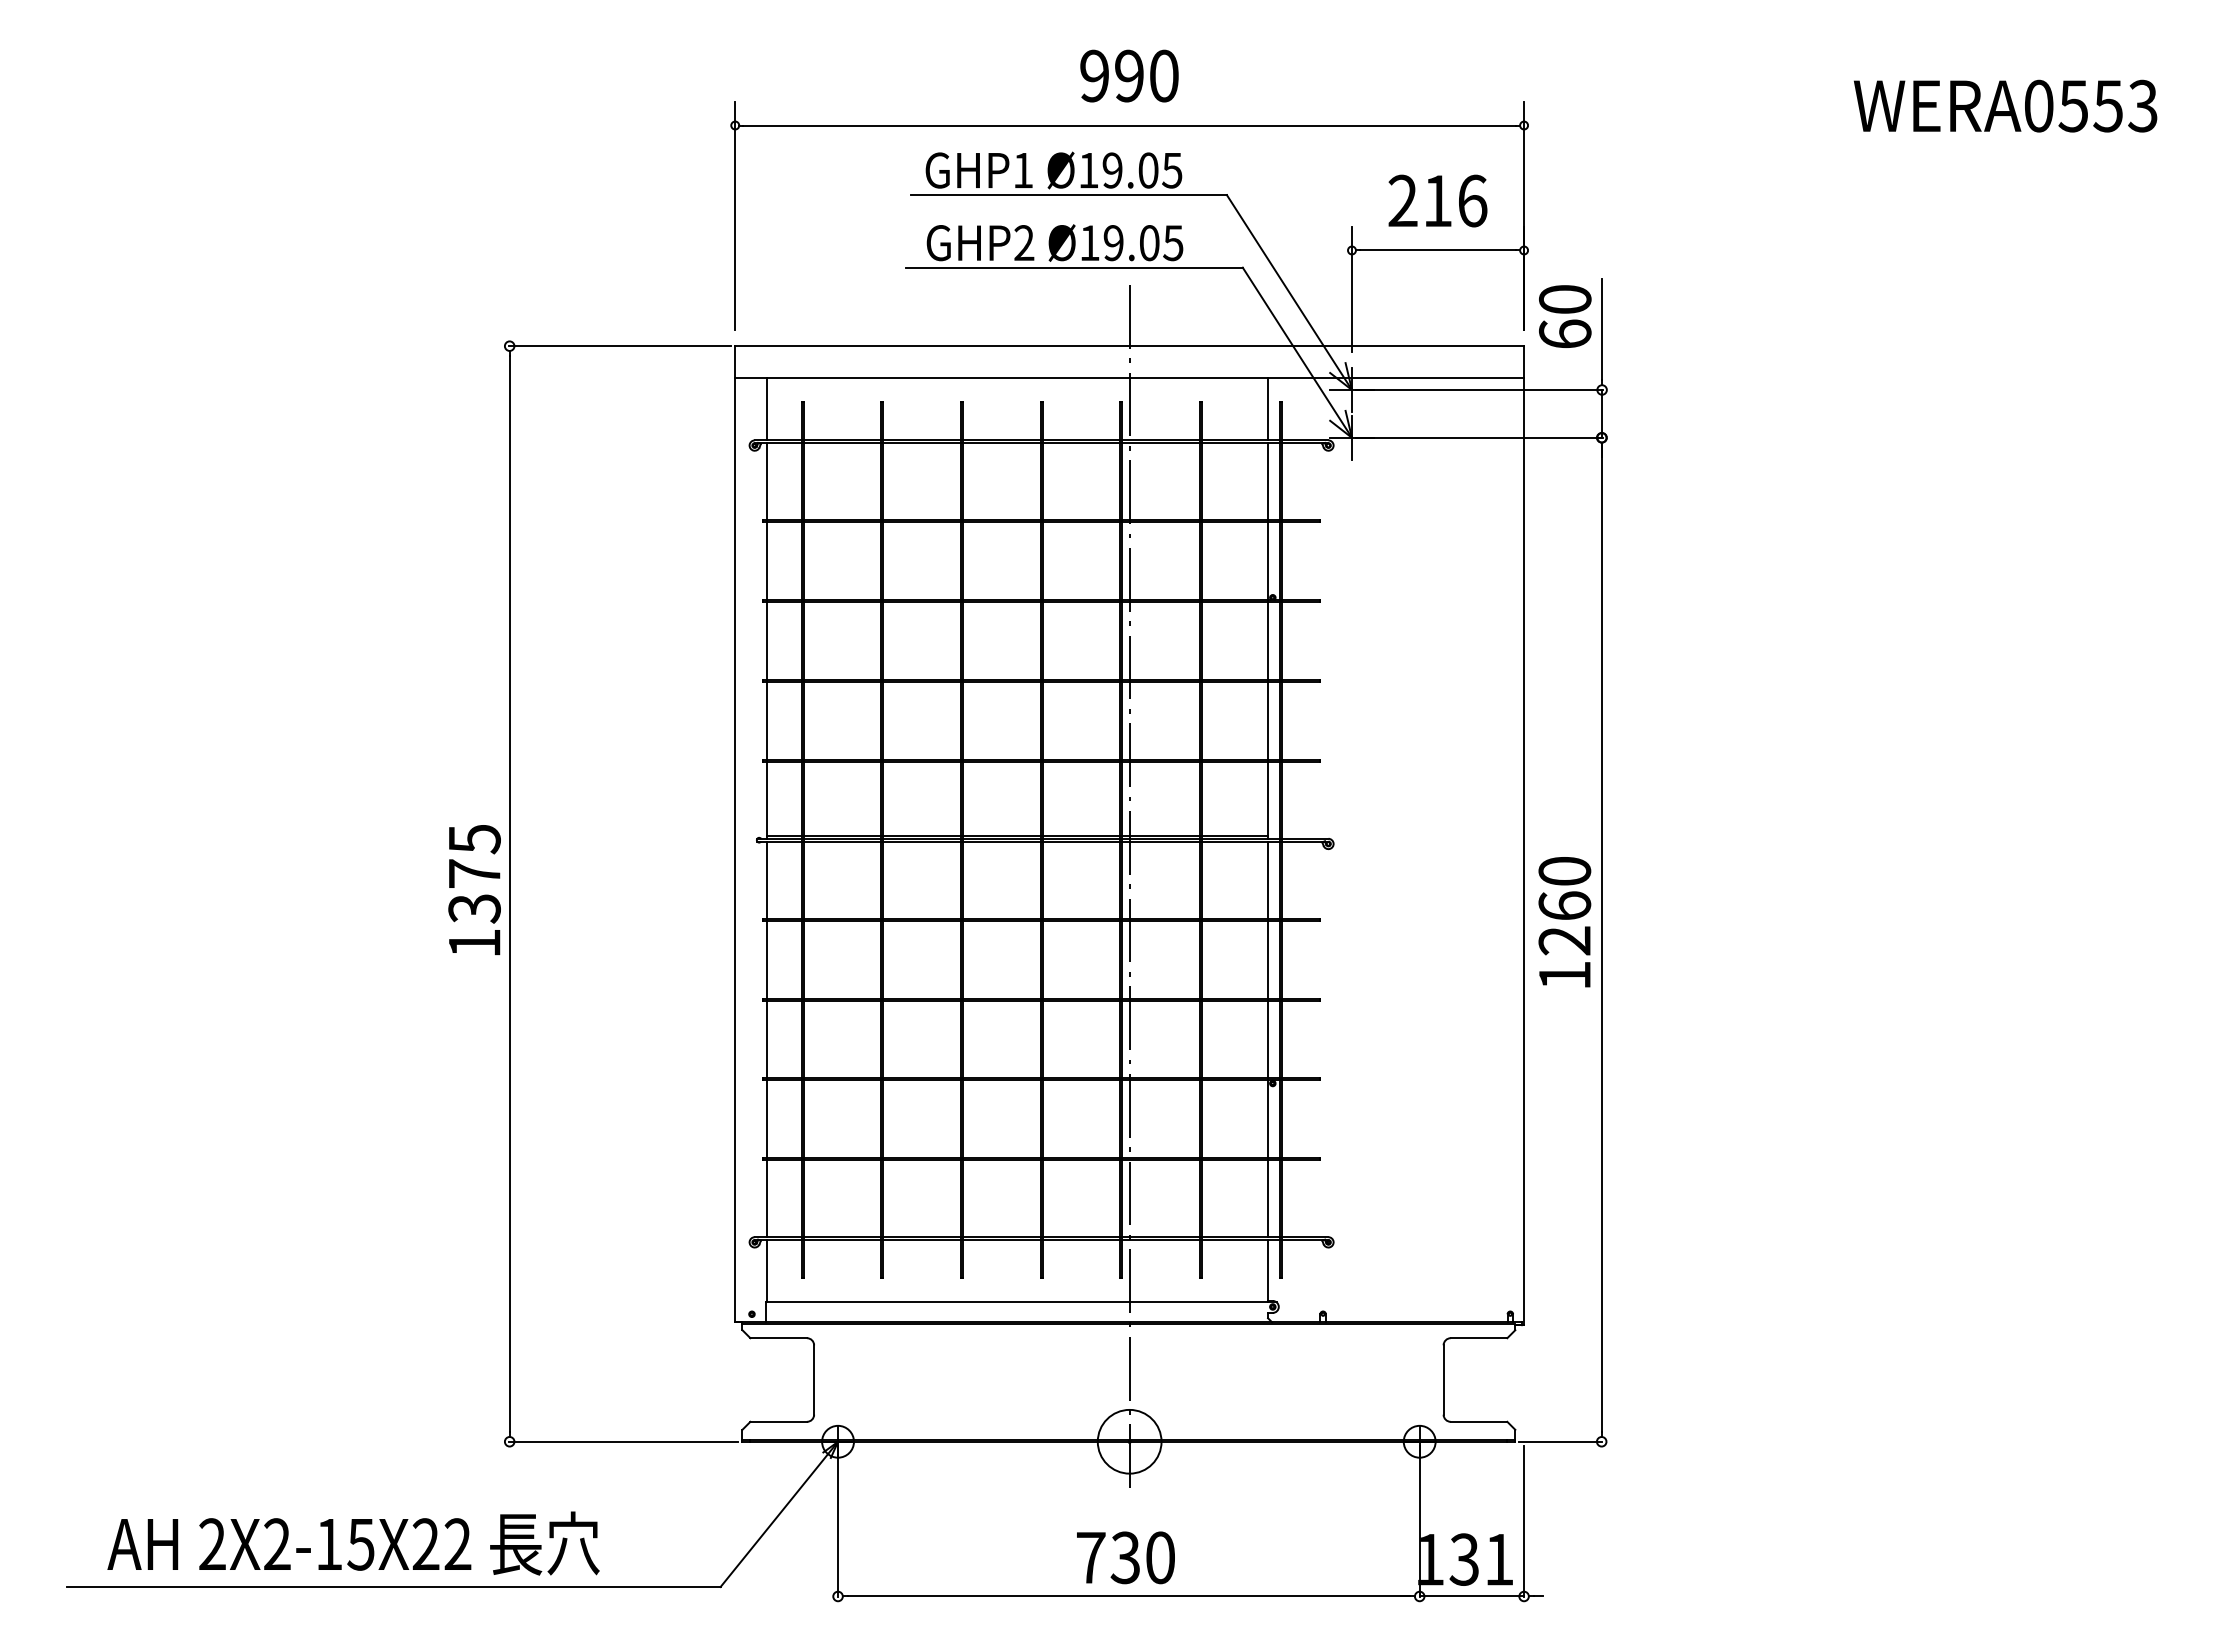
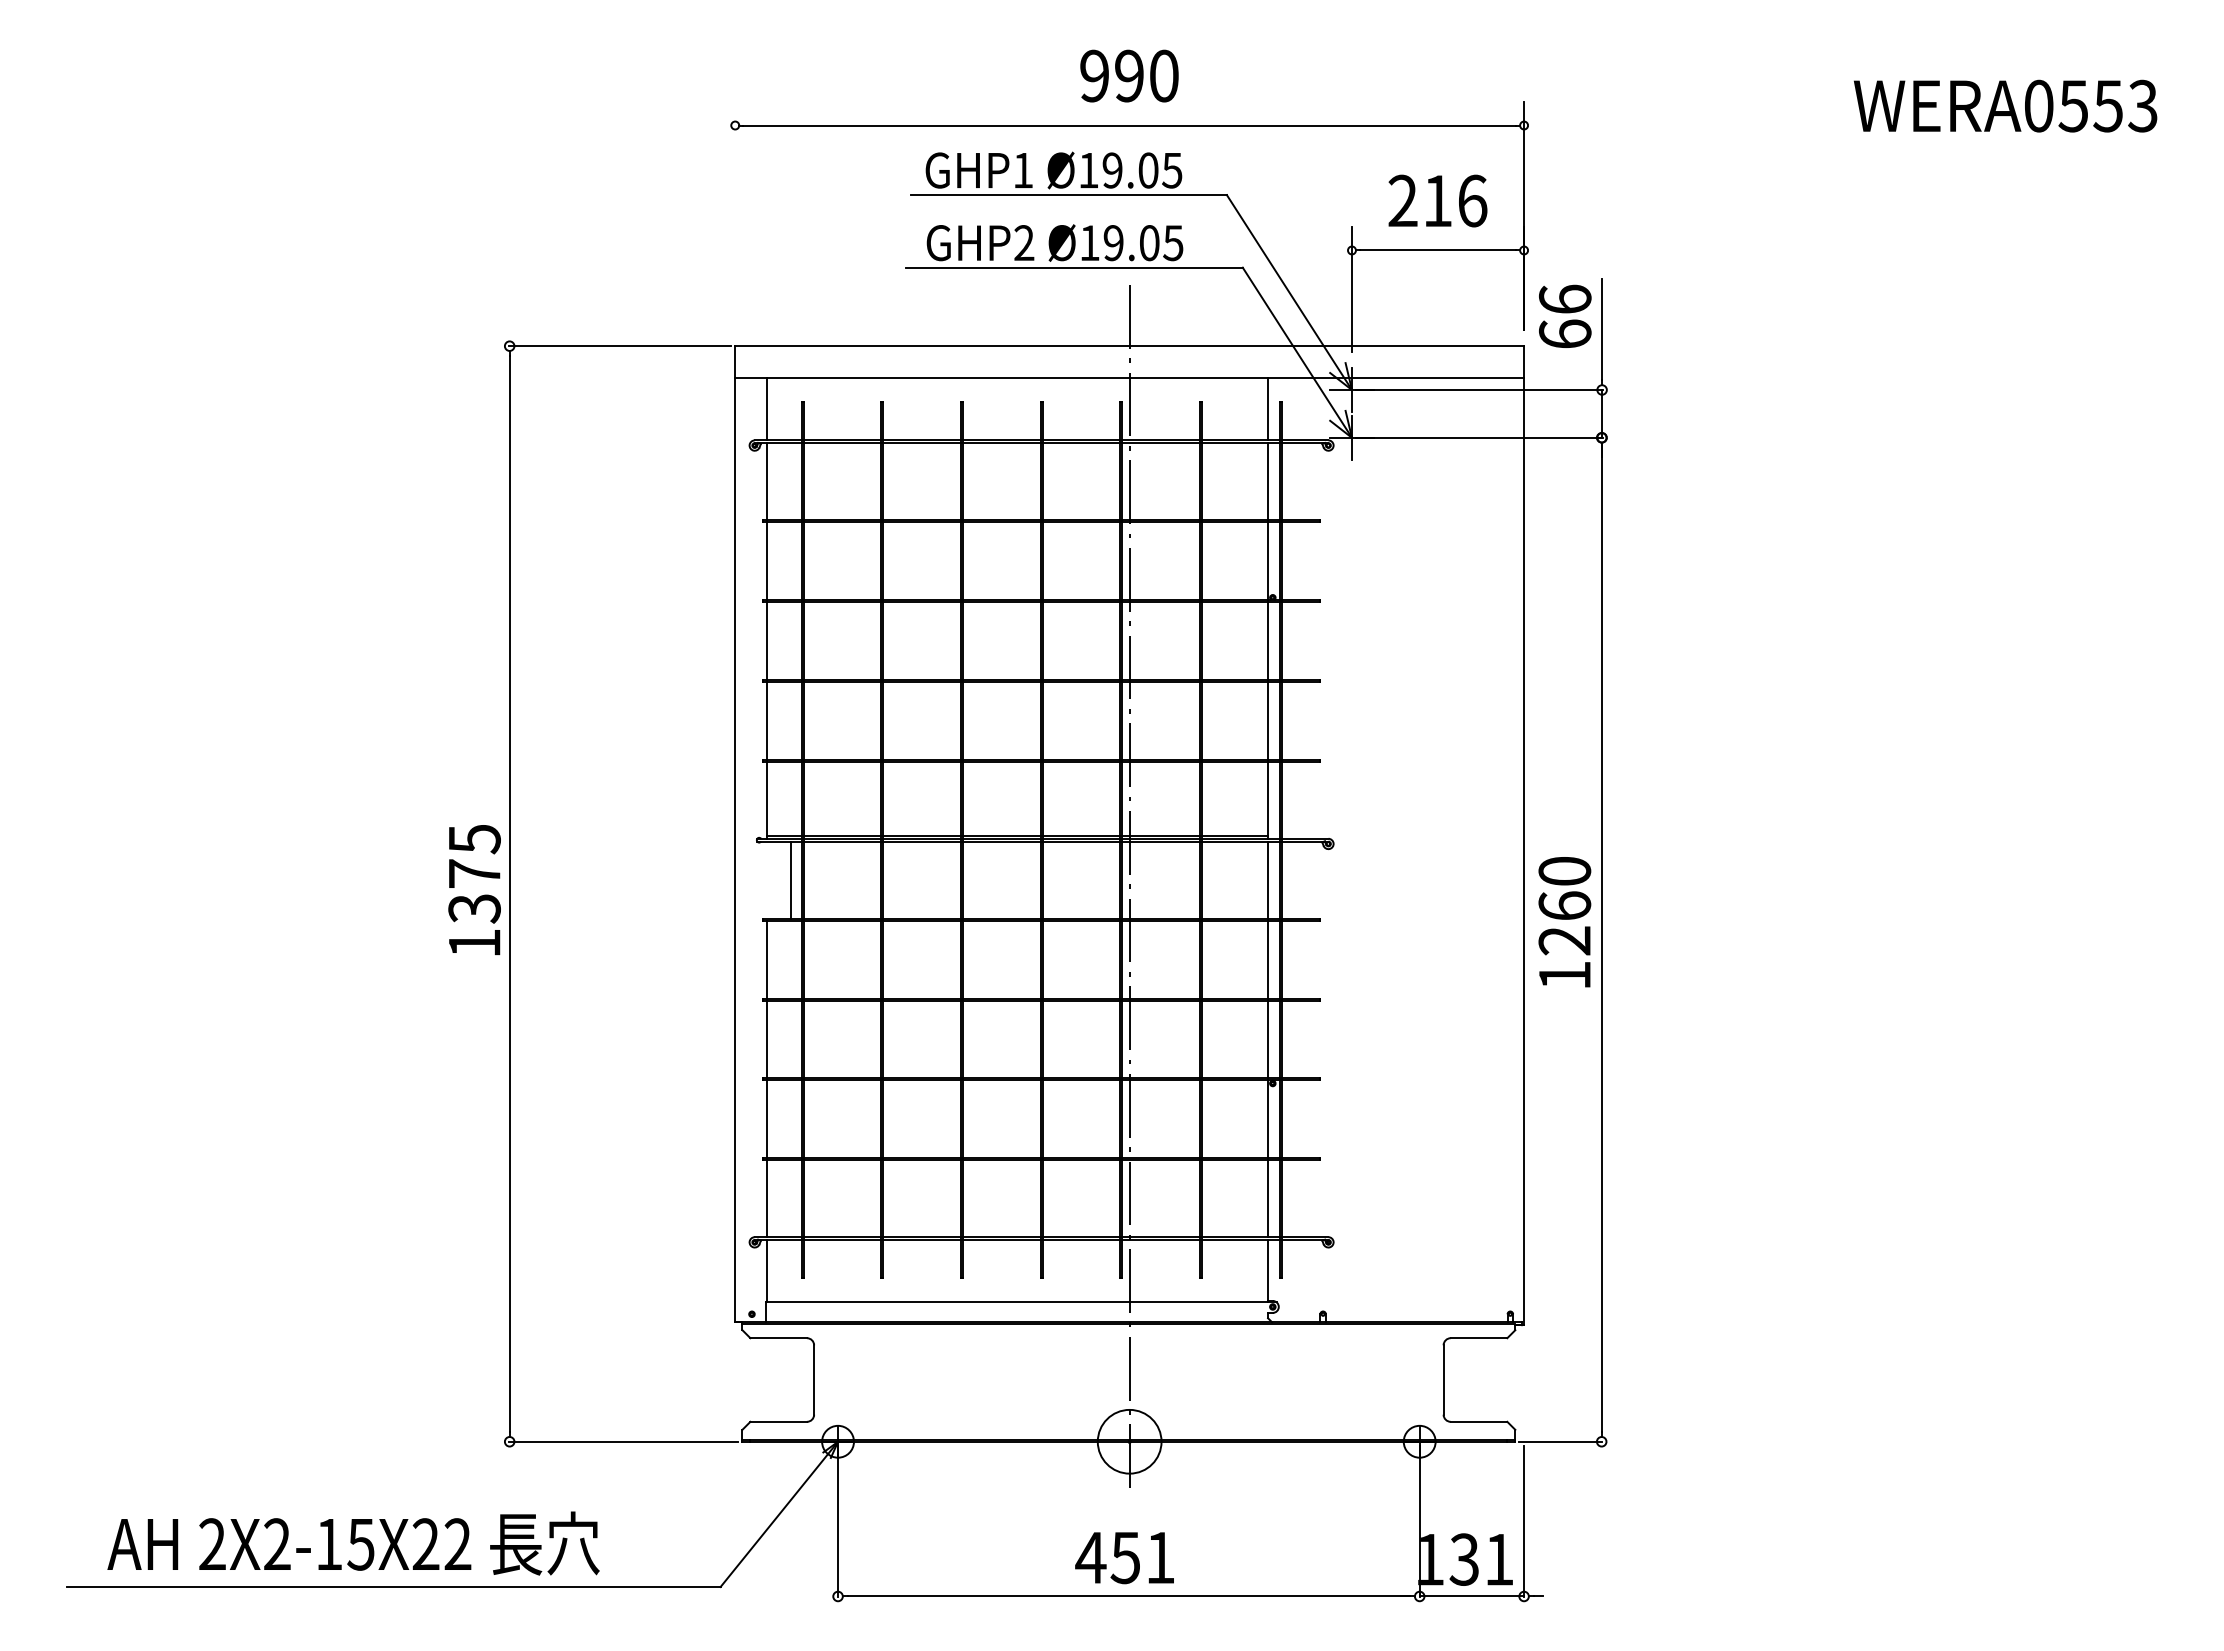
line: present -> none (735, 215)
text: 60 -> 66 (1565, 298)
line position: (767, 879) -> (791, 879) (791, 879)
text: 730 -> 451 (1124, 1557)
